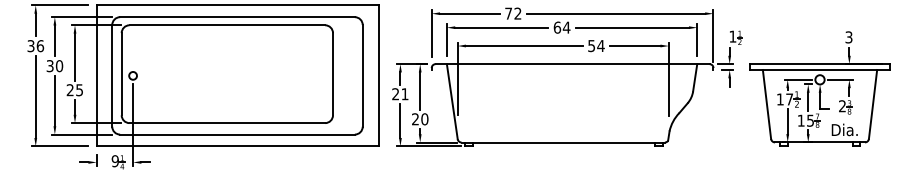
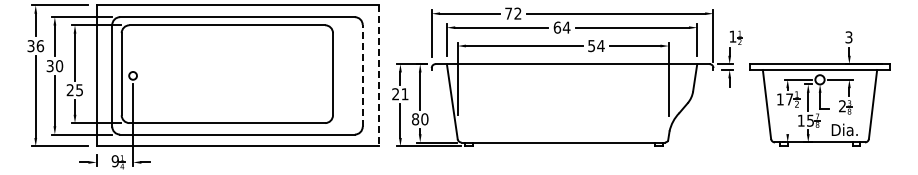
line: solid -> dashed (362, 75)
line: solid -> dashed (378, 76)
text: 20 -> 80 (415, 119)
line: present -> none (787, 122)
